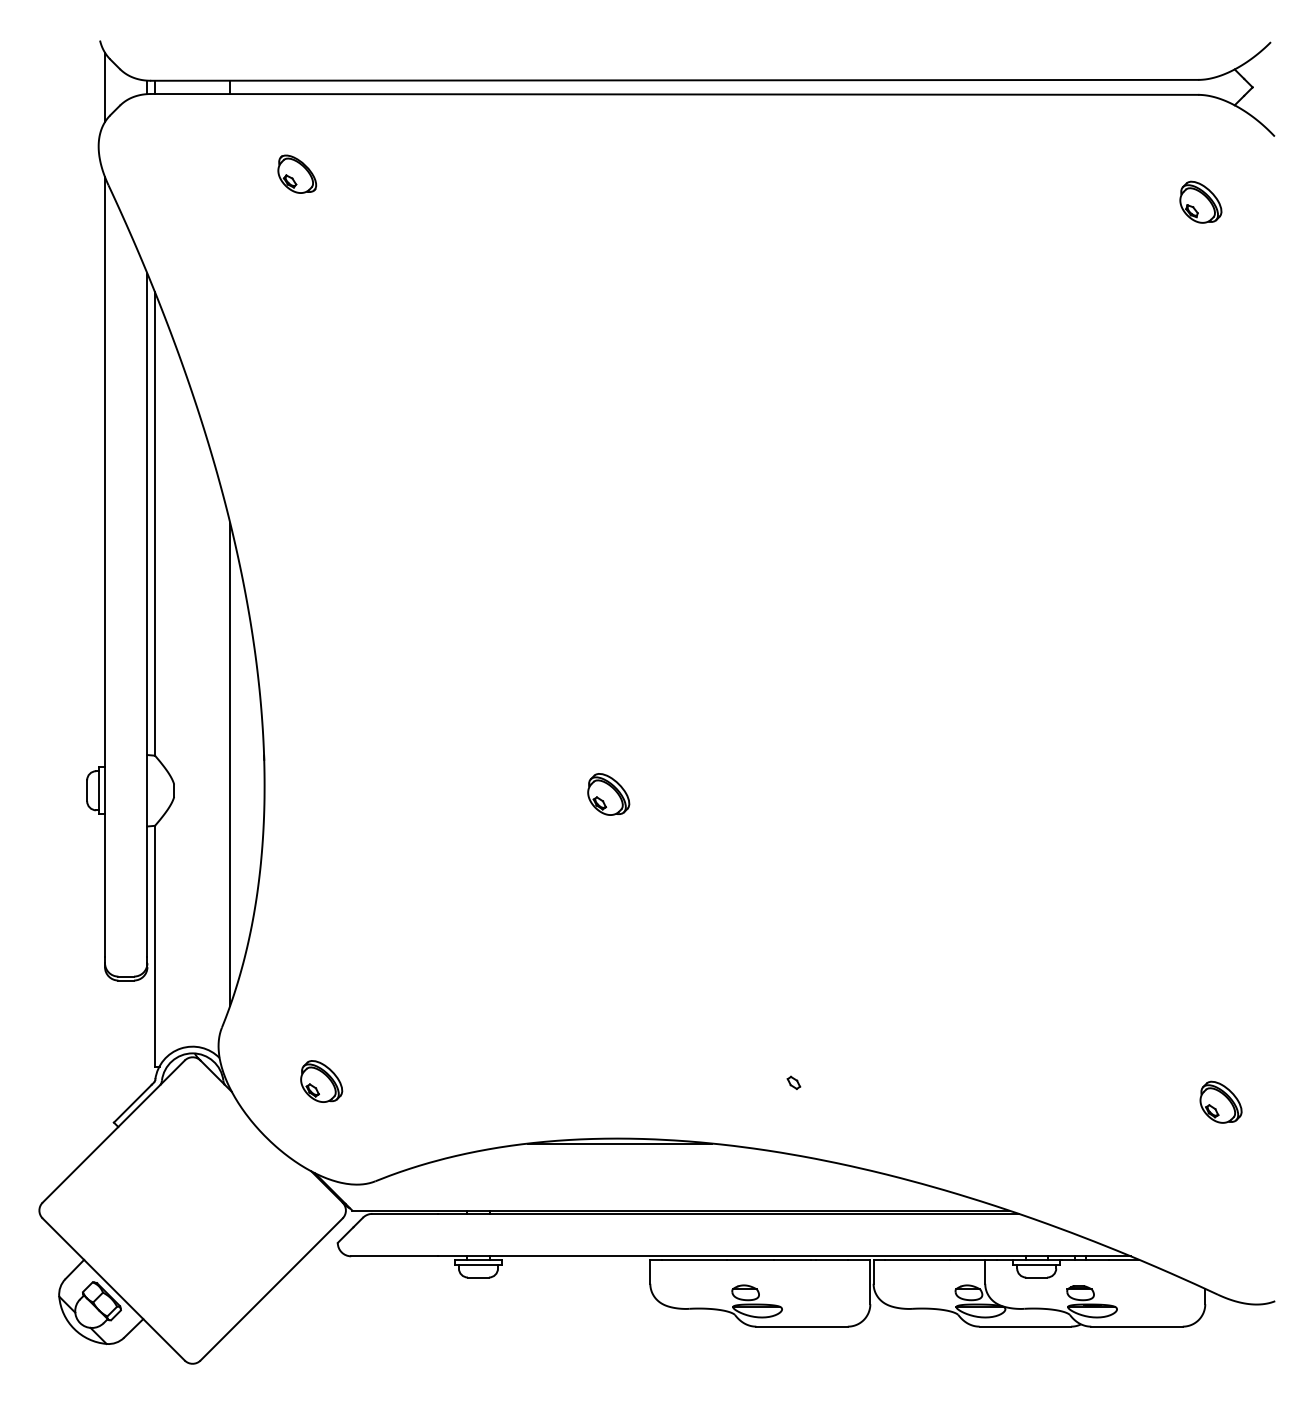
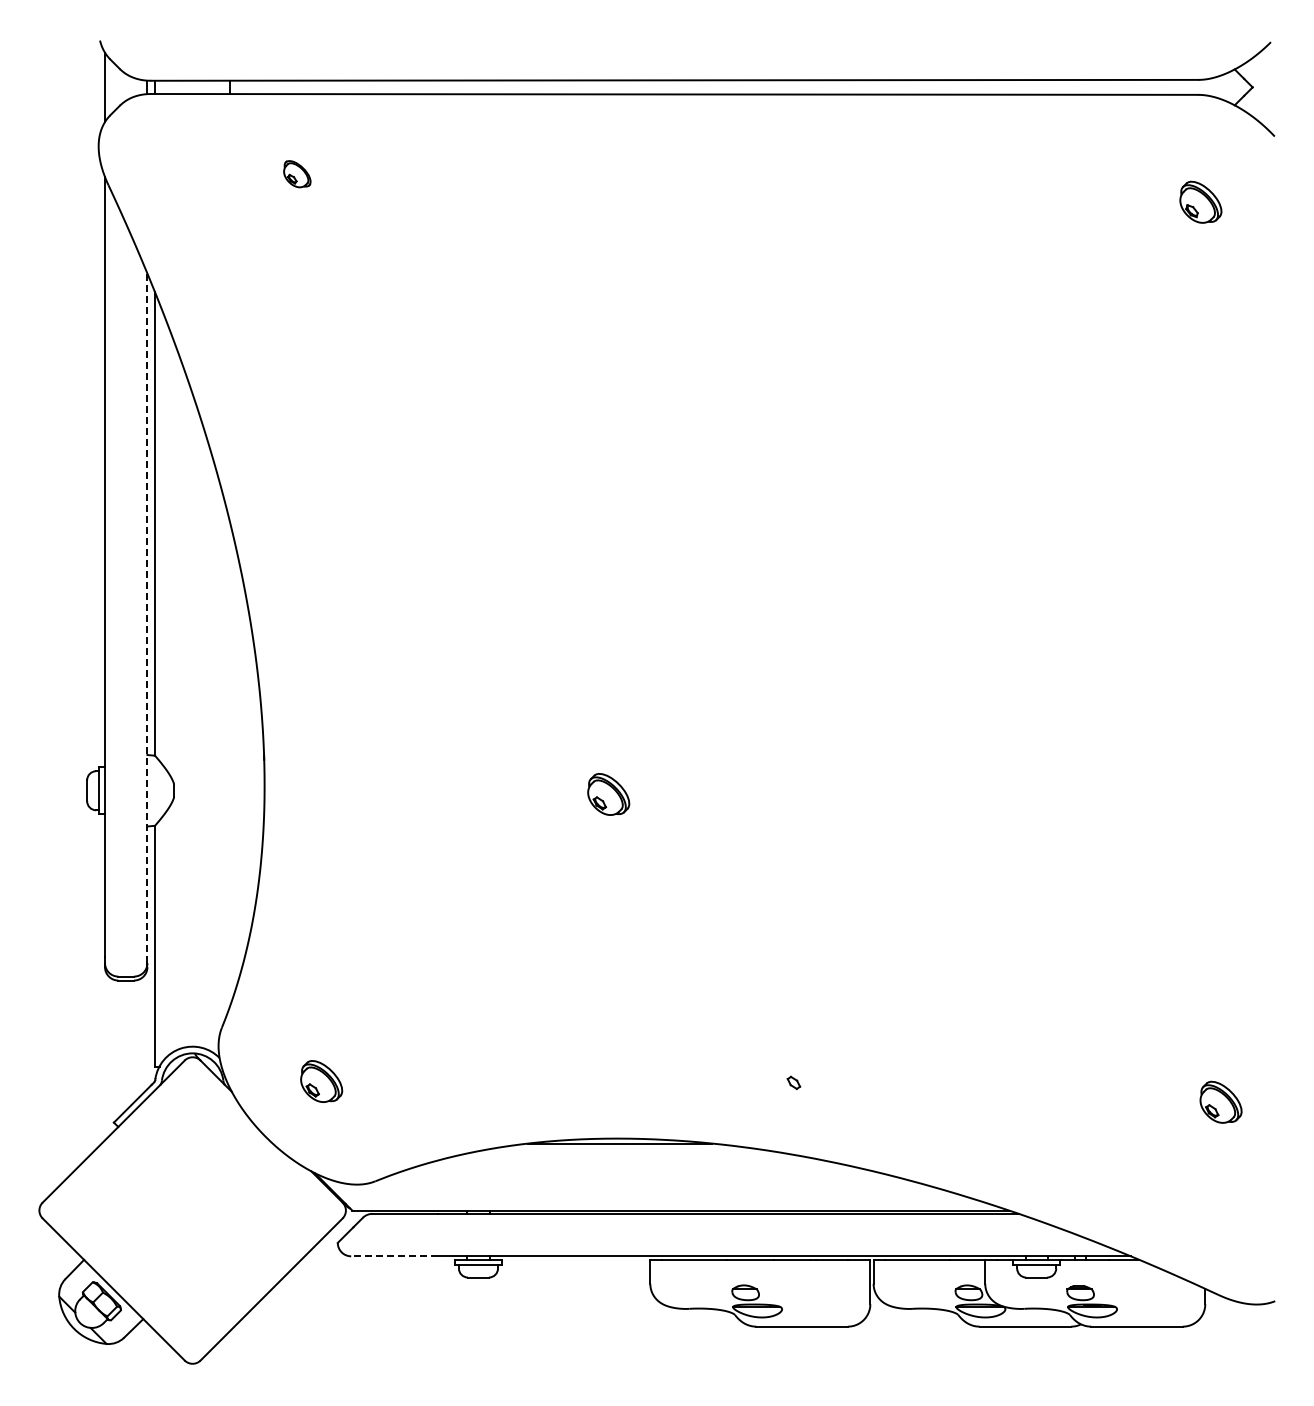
part size: 41x40 px -> 29x29 px (297, 174)
line: solid -> dashed (147, 615)
line: present -> none (230, 764)
line: solid -> dashed (394, 1256)
